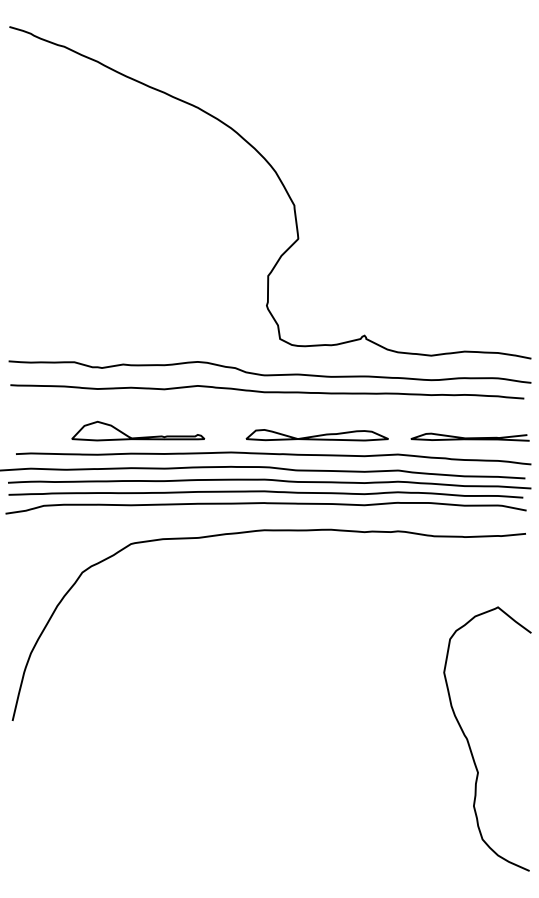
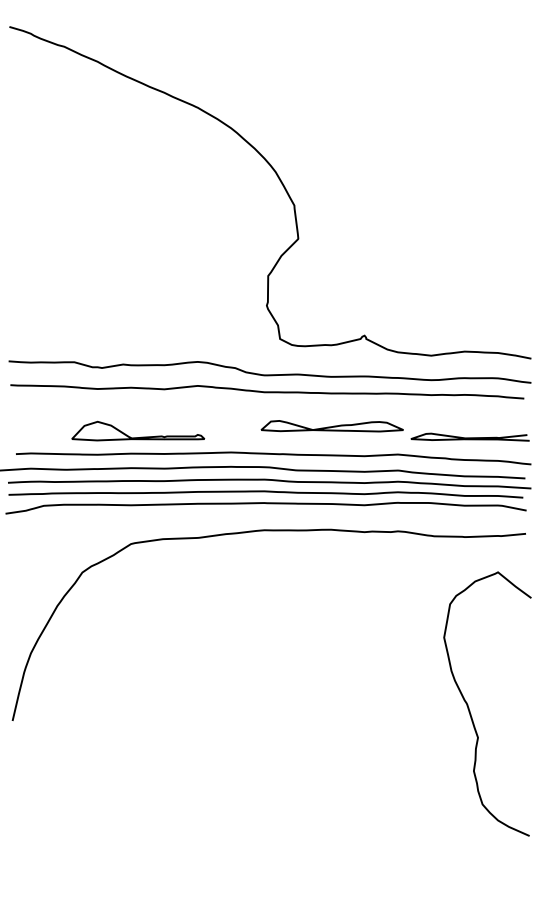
part position: (316, 435) -> (331, 426) (331, 426)
curve position: (470, 745) -> (470, 710) (470, 710)
